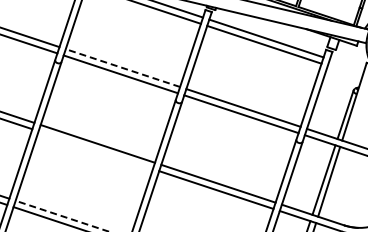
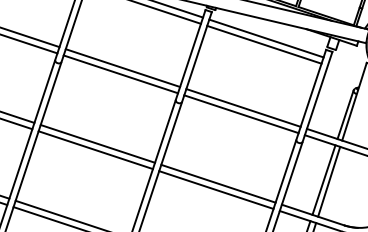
line: dashed -> solid (122, 67)
line: none -> present (95, 150)
line: dashed -> solid (61, 216)
